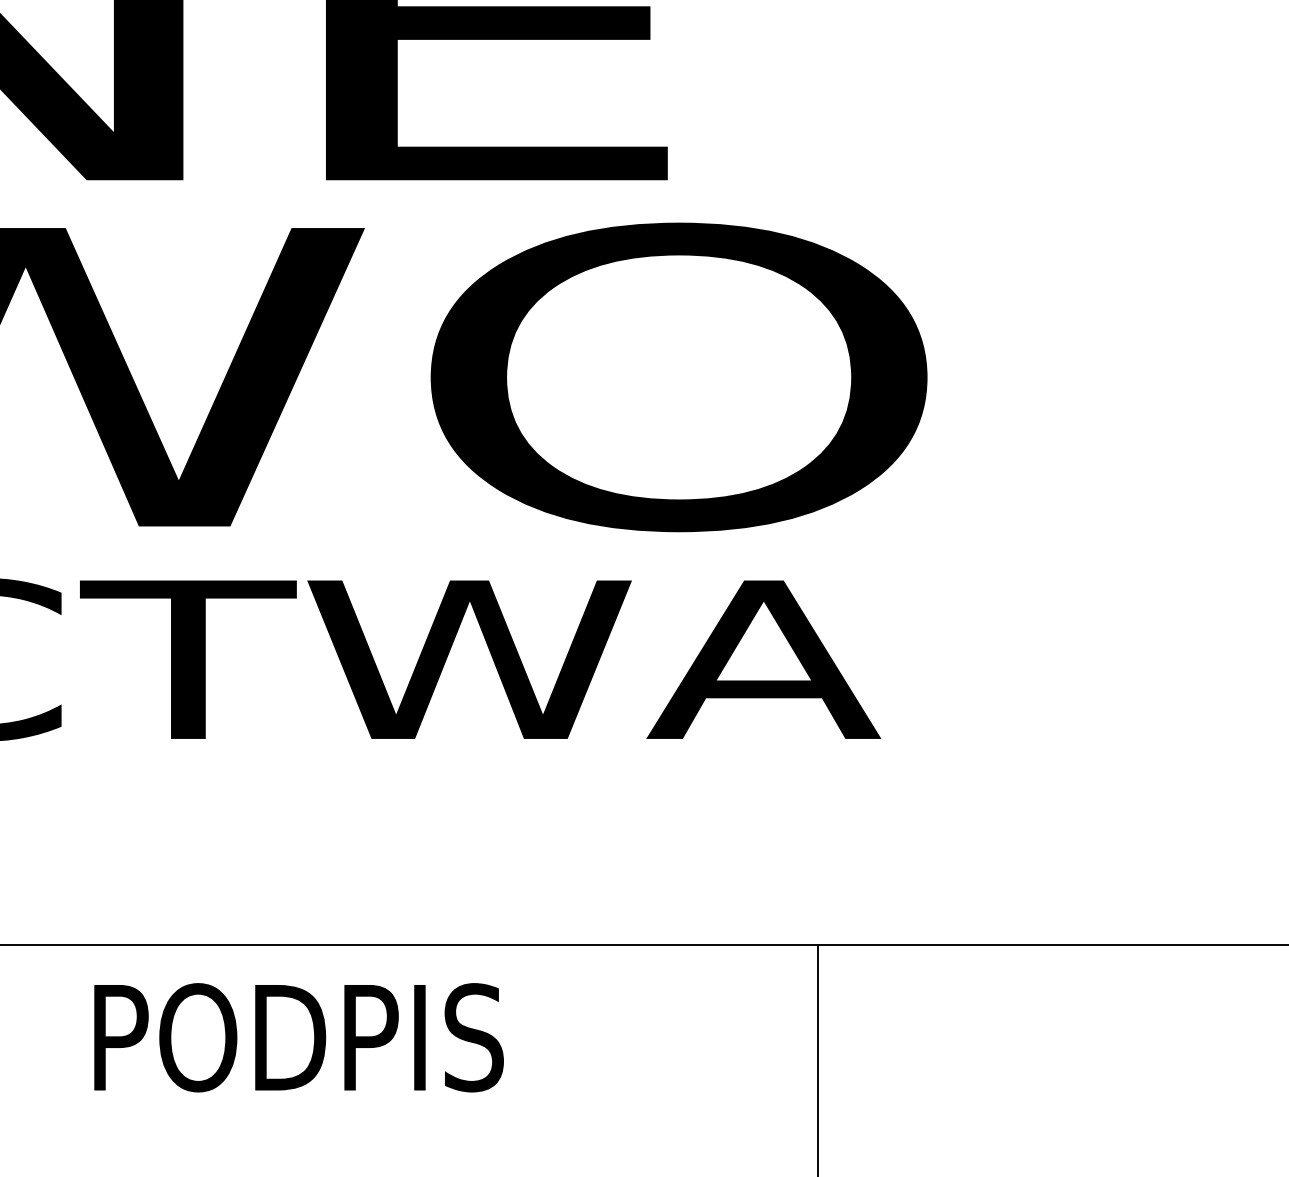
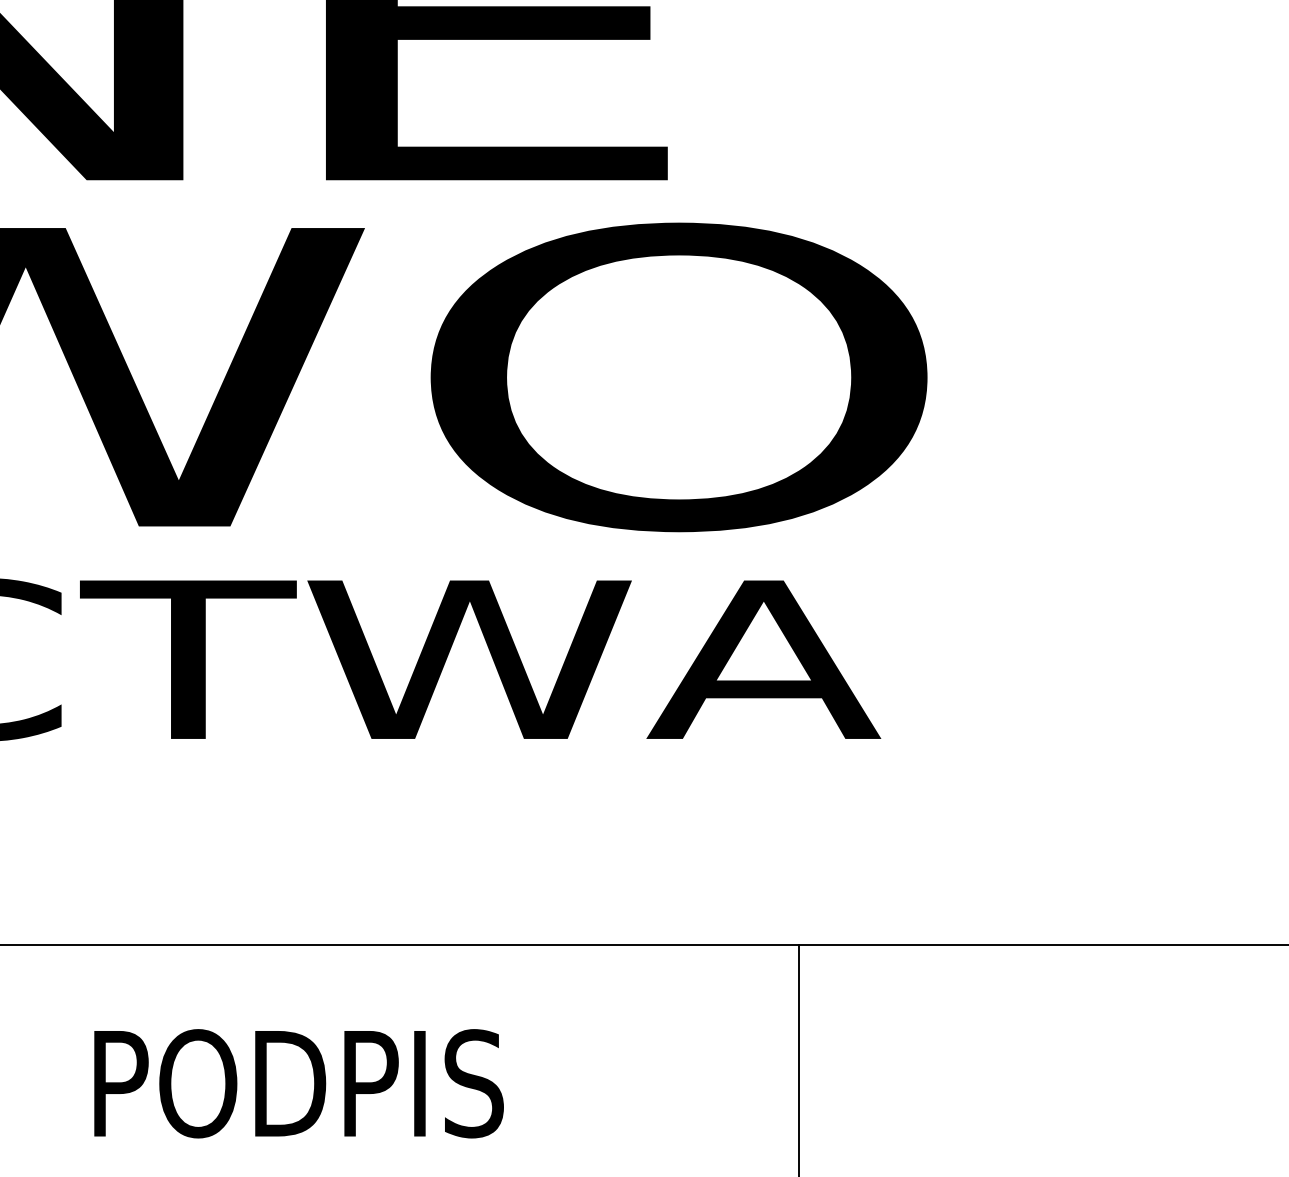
text position: (298, 1037) -> (298, 1083) (298, 1083)
line position: (817, 1058) -> (798, 1058) (798, 1058)
